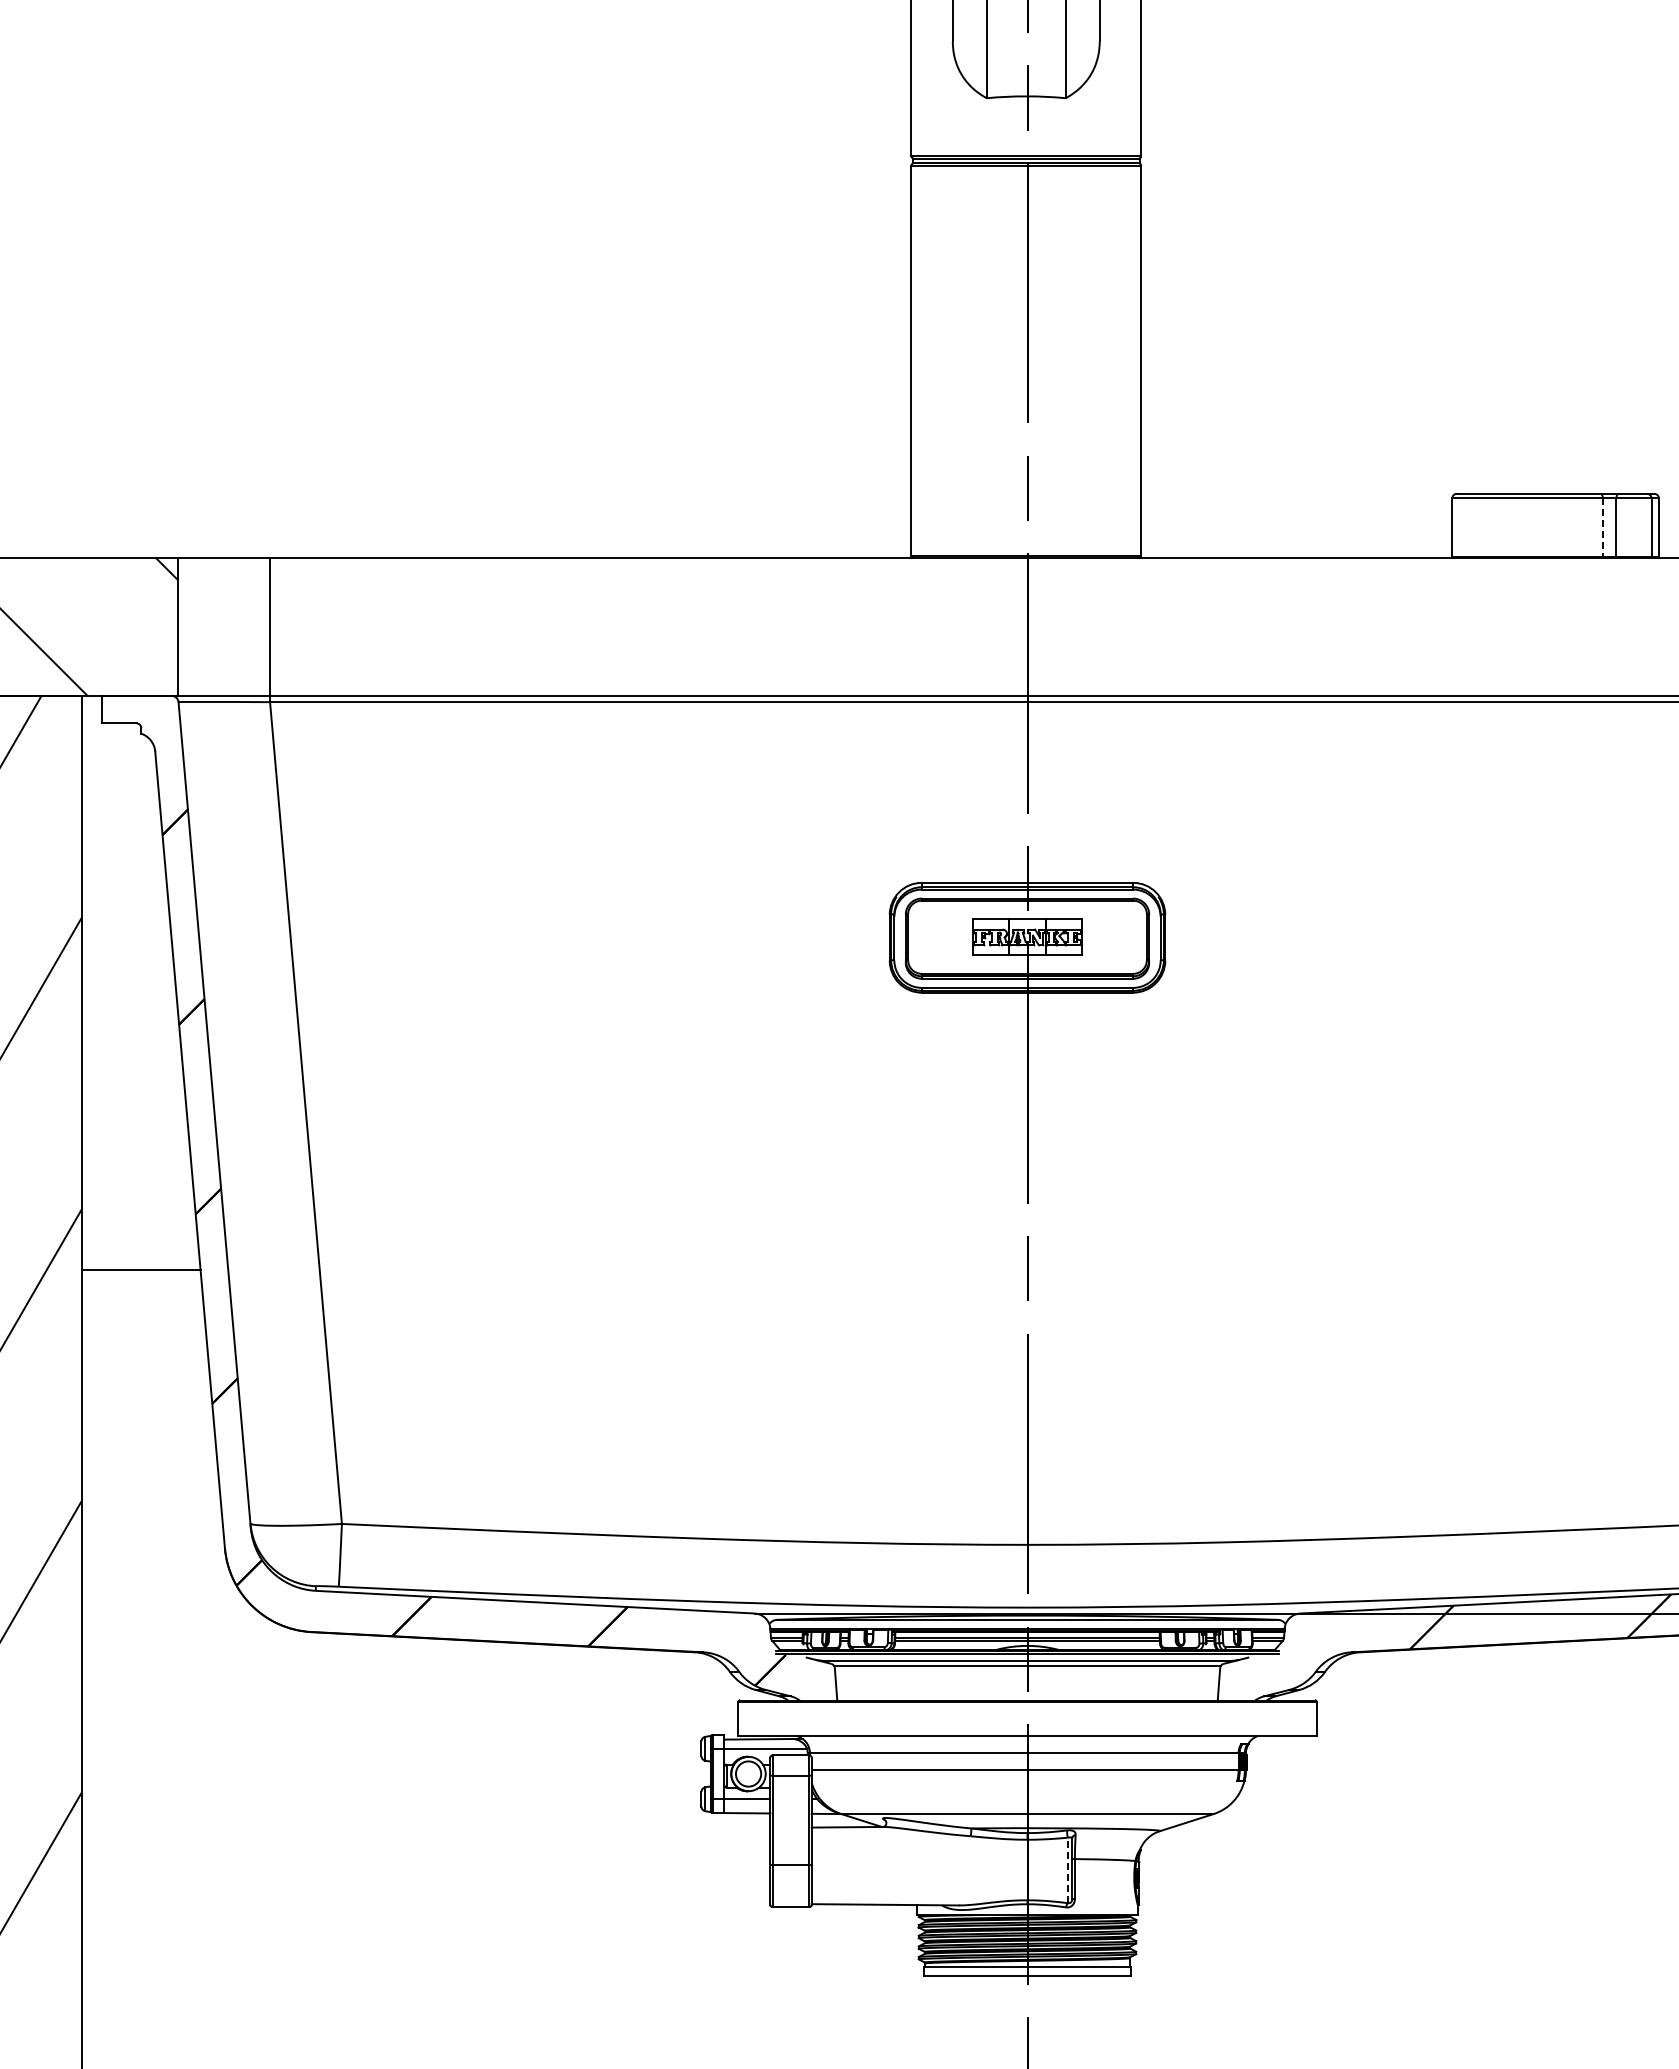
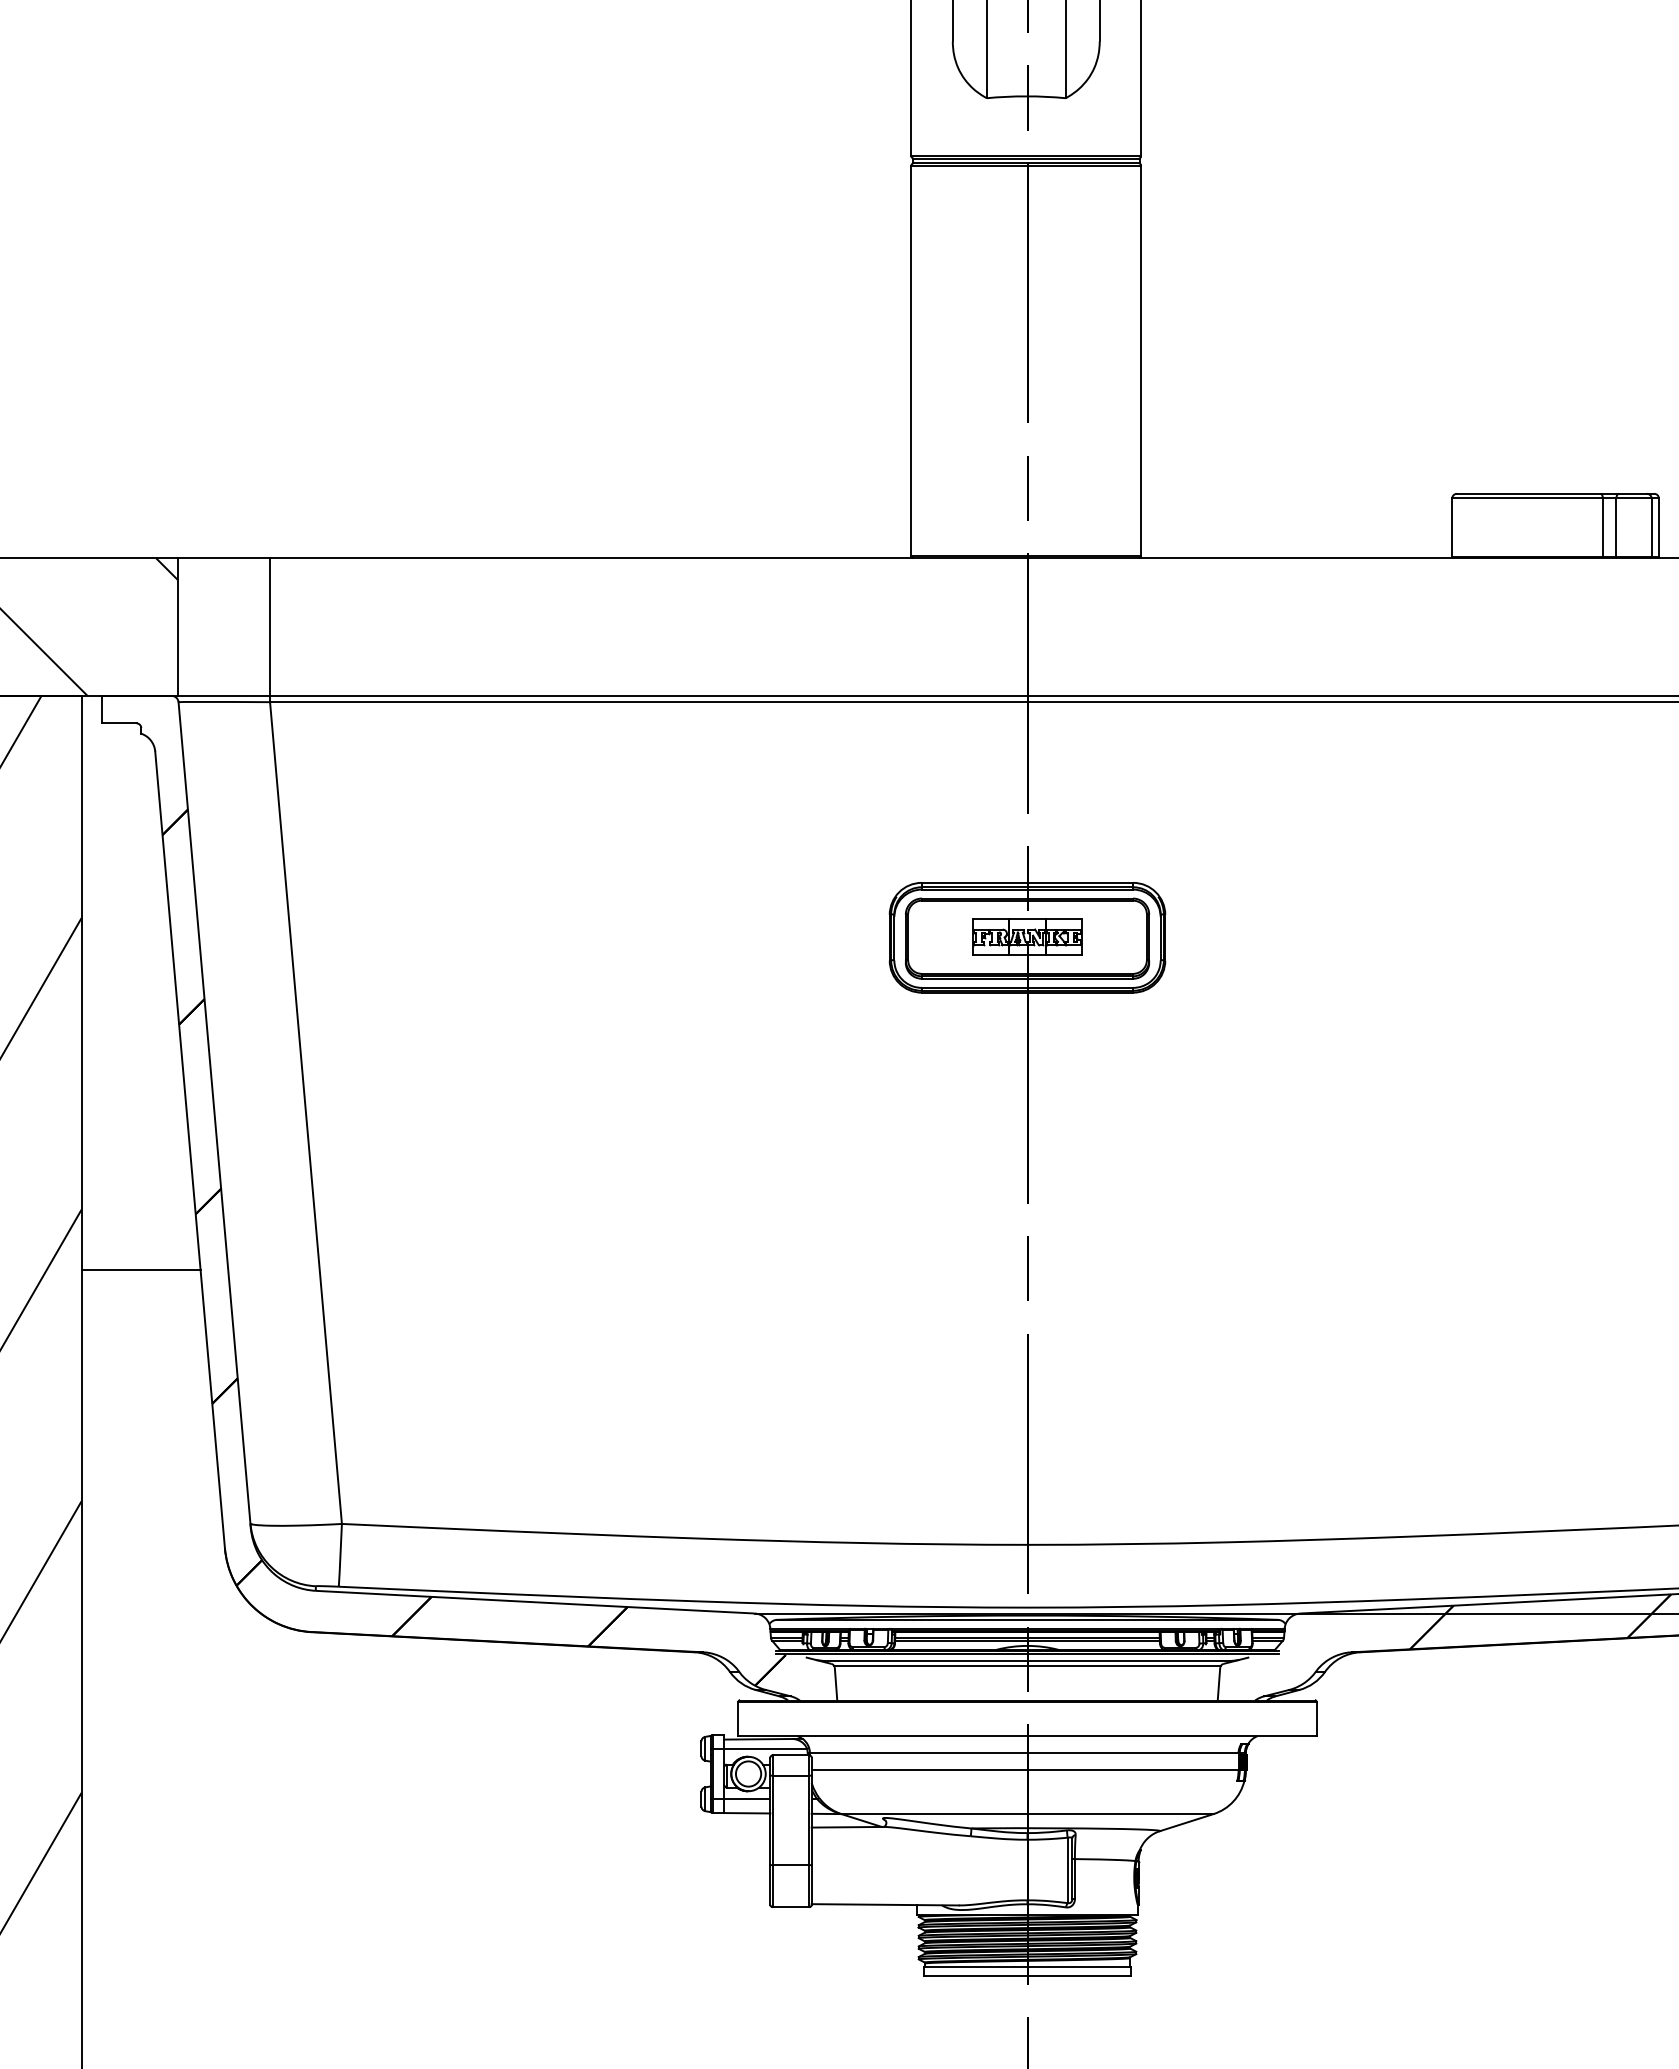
line: dashed -> solid (1602, 528)
line: dashed -> solid (1067, 1870)
